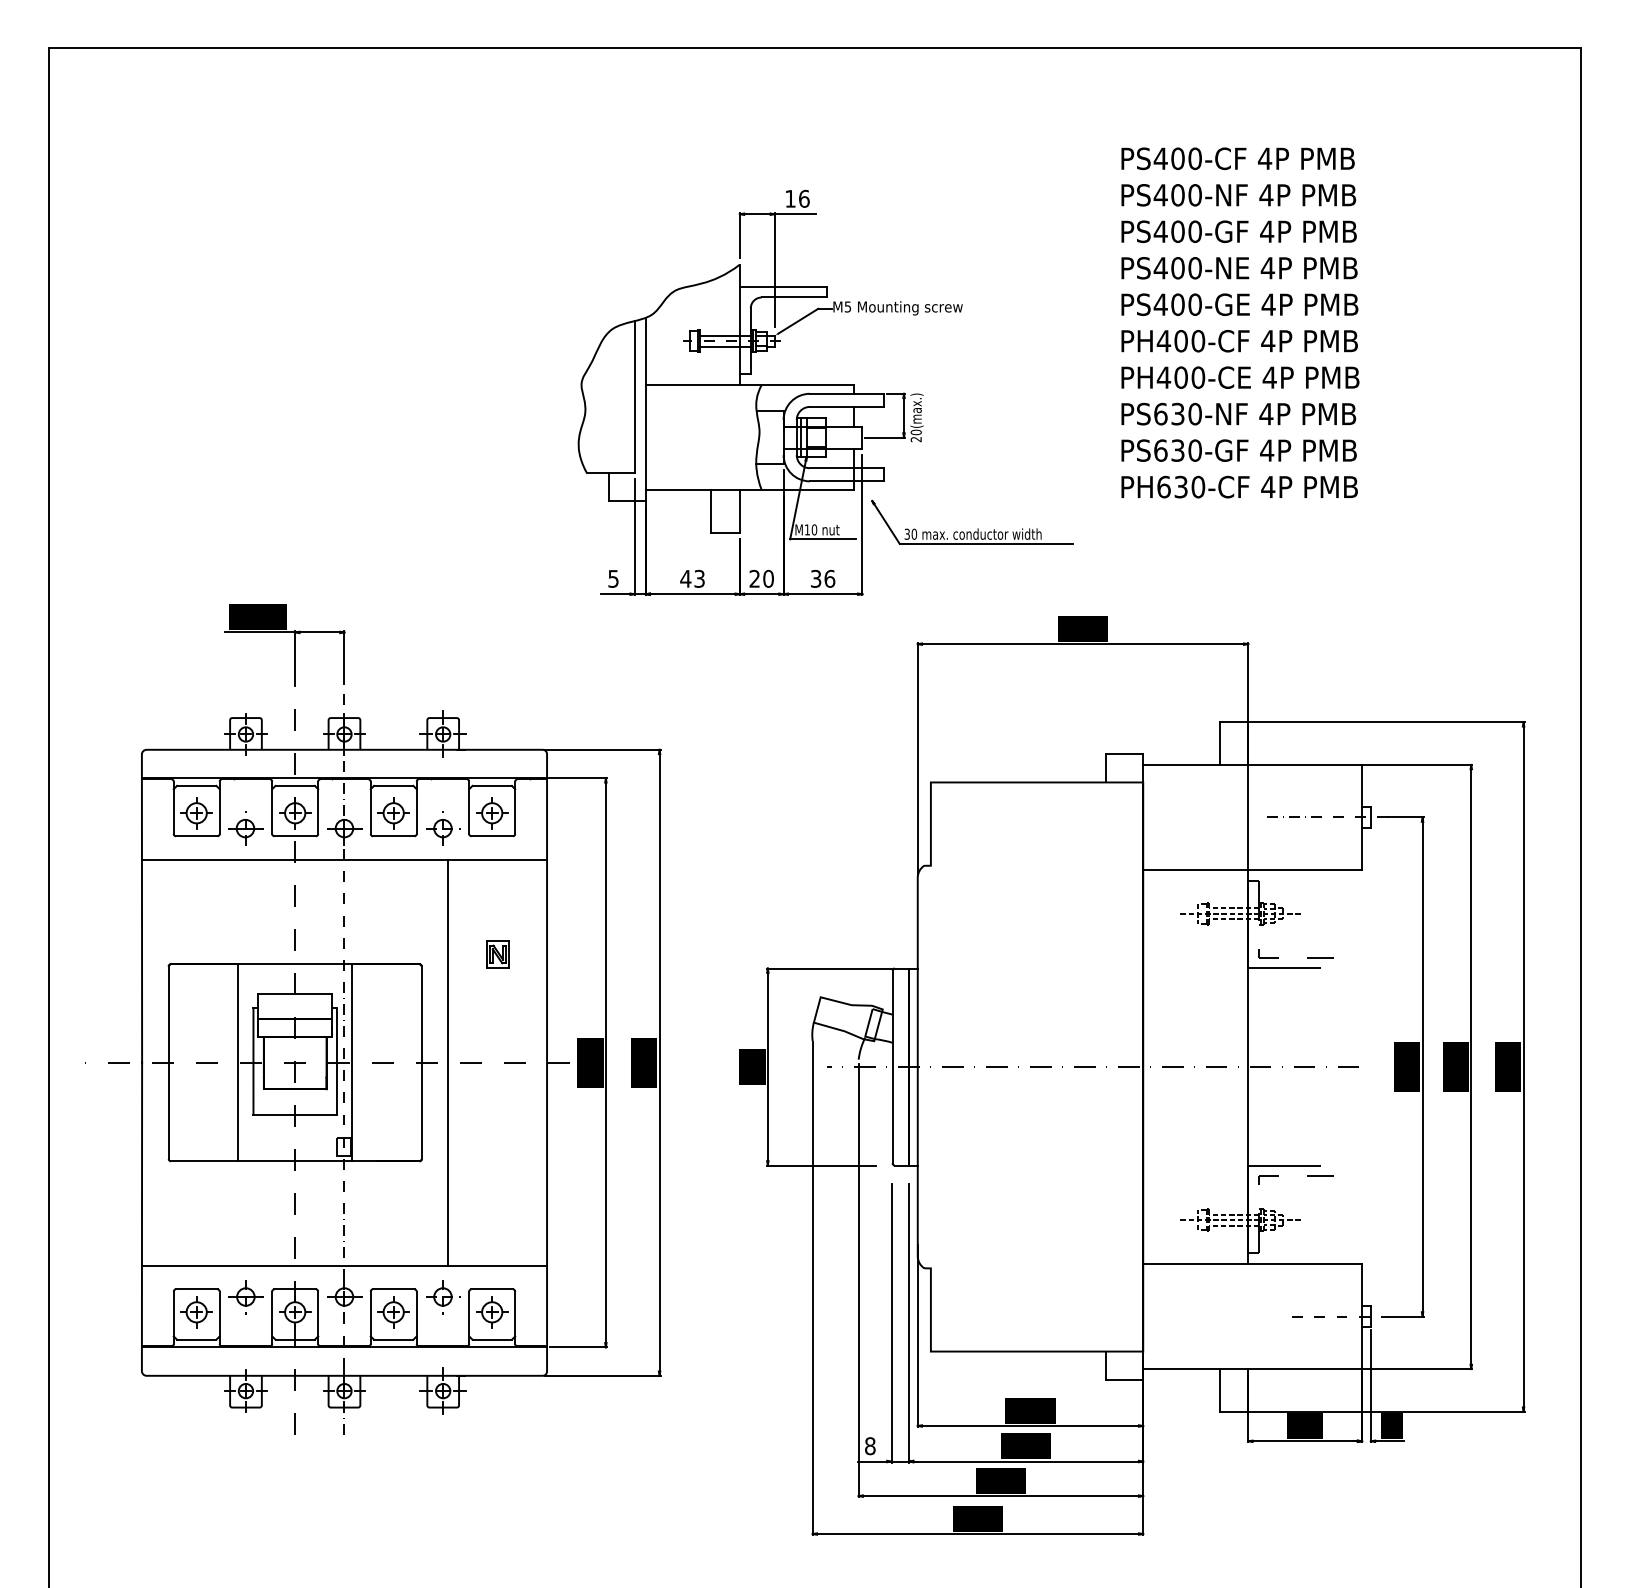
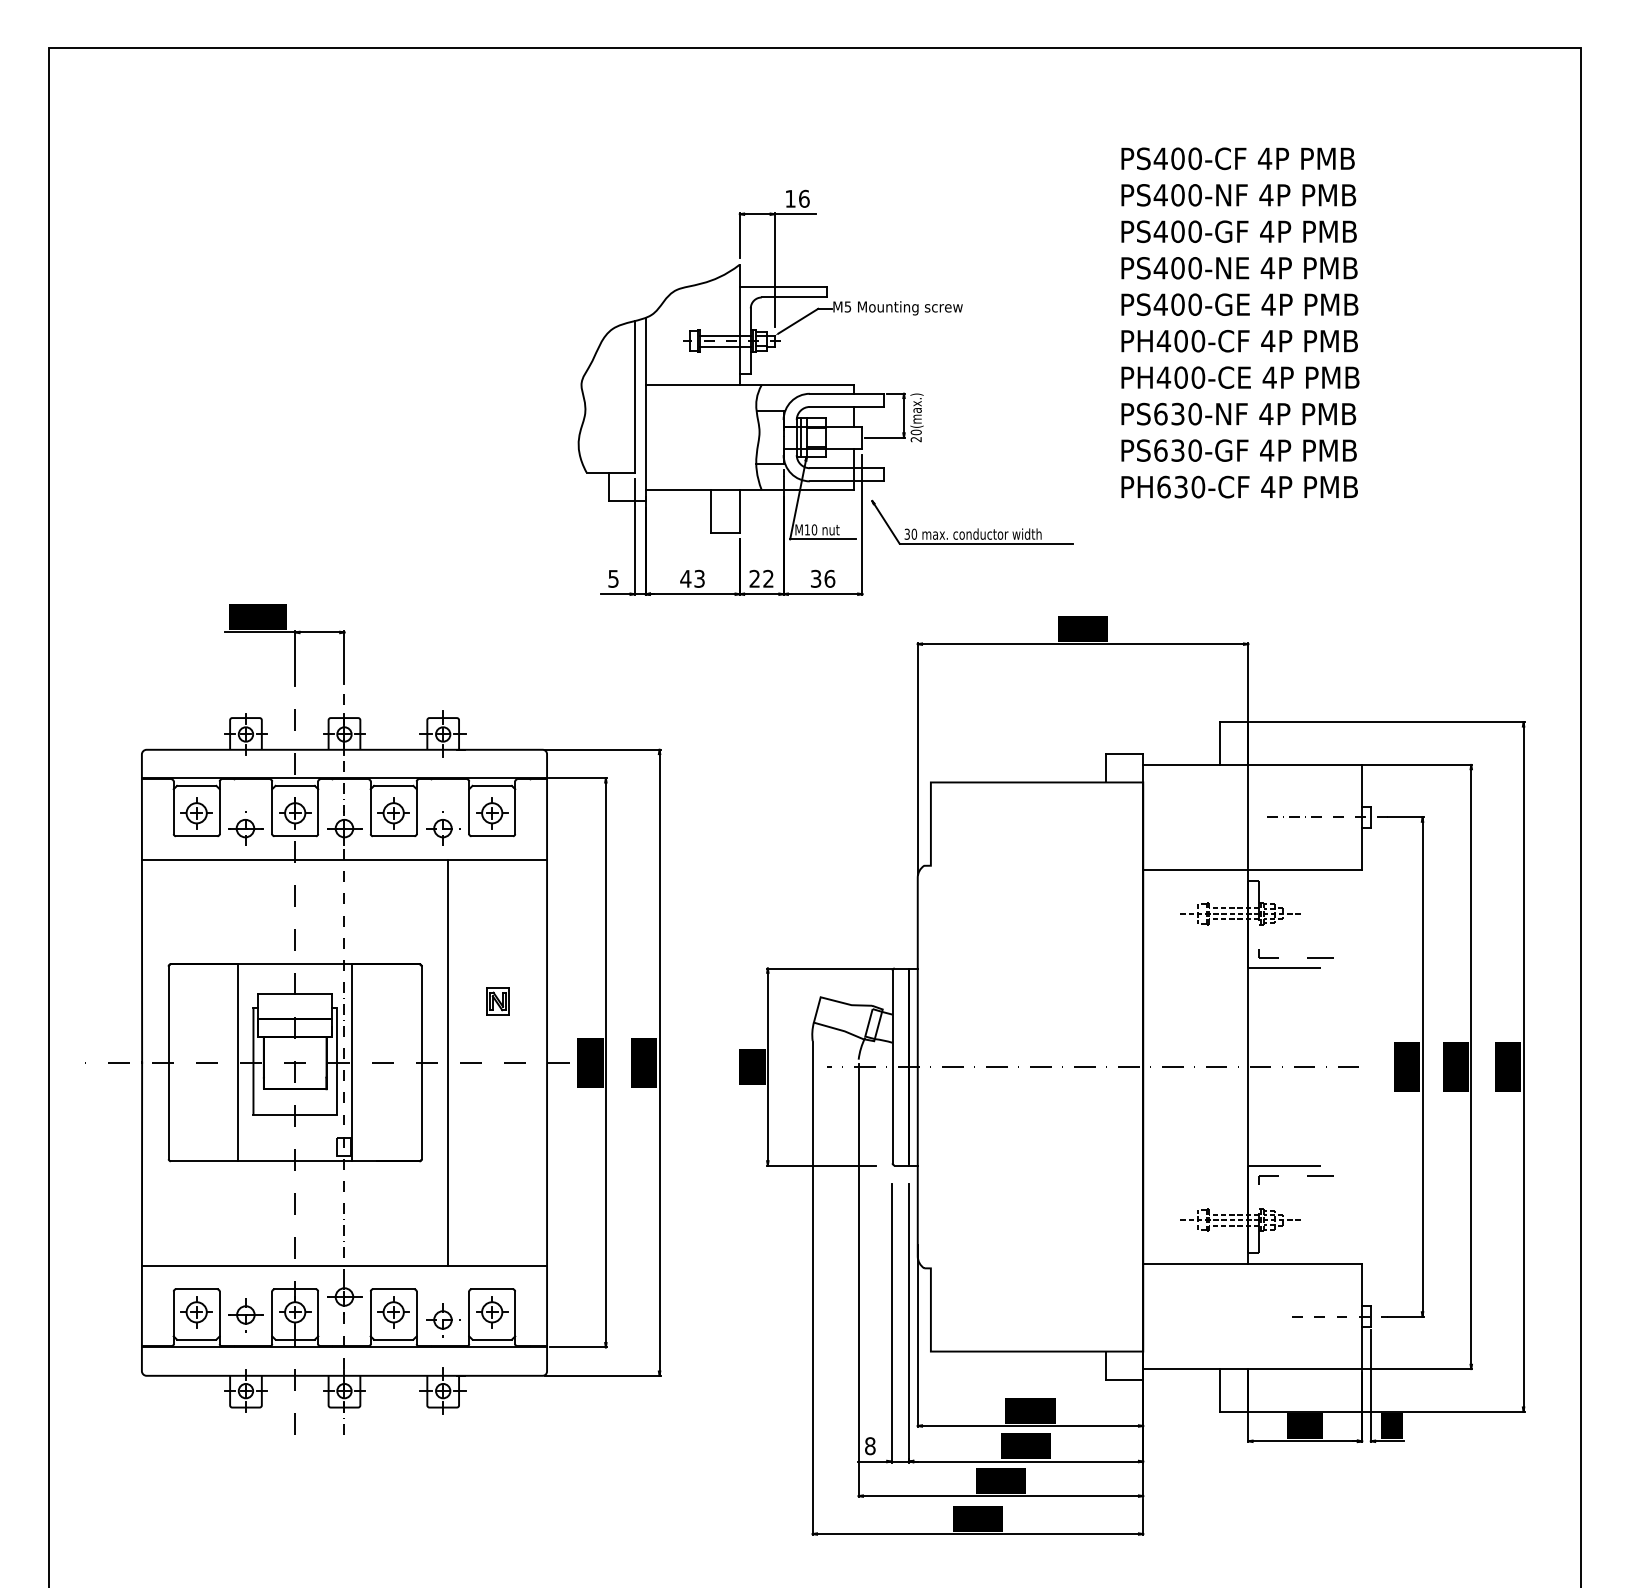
text: 20 -> 22 (768, 578)
part position: (497, 954) -> (497, 1001) (497, 1001)
part position: (245, 1297) -> (245, 1315) (245, 1315)
part position: (443, 1297) -> (443, 1320) (443, 1320)
